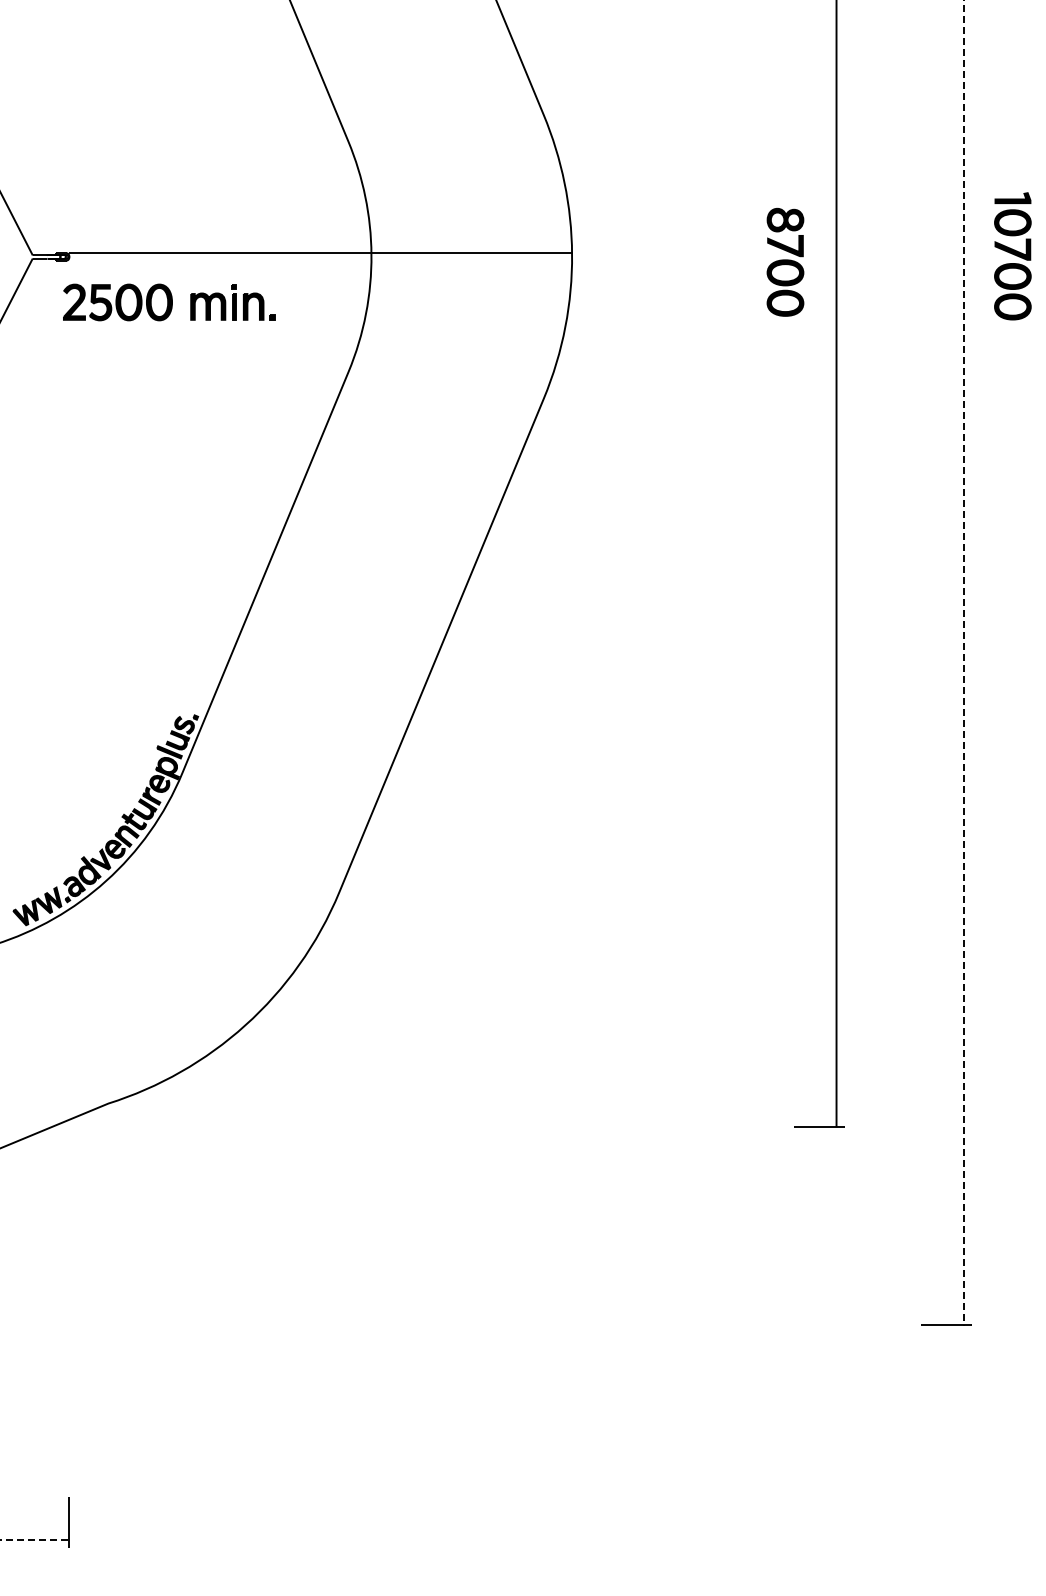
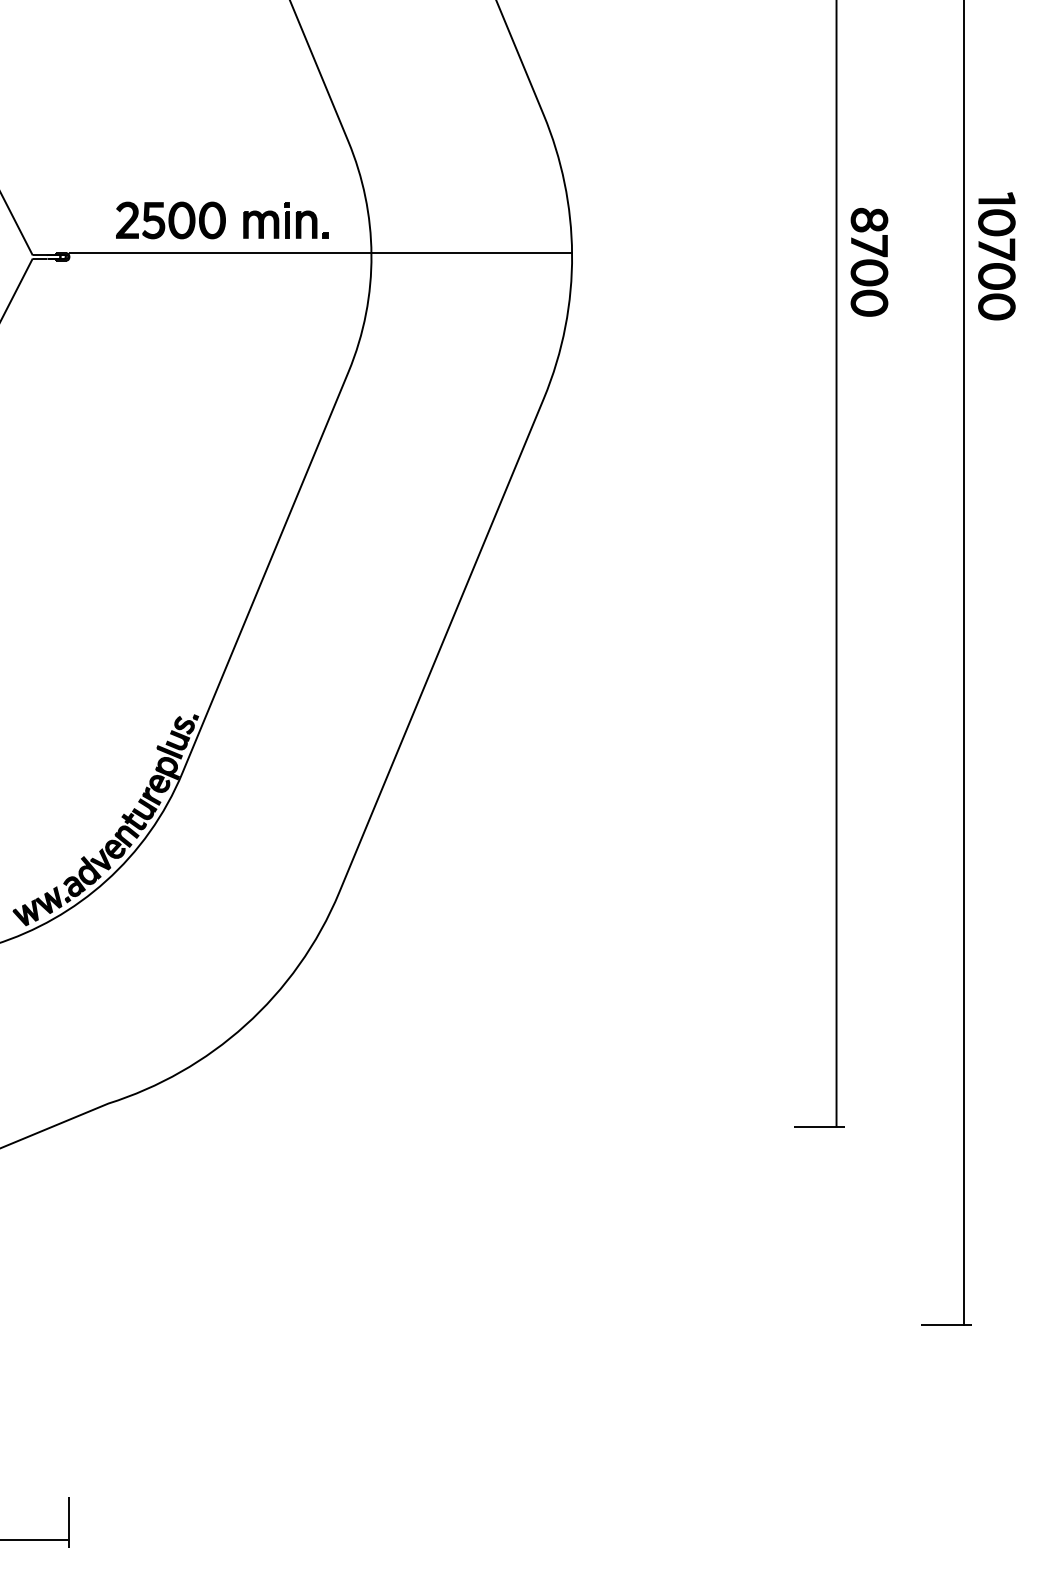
part position: (1012, 256) -> (996, 256) (996, 256)
part position: (785, 261) -> (869, 261) (869, 261)
part position: (169, 302) -> (222, 220) (222, 220)
line: dashed -> solid (963, 663)
line: dashed -> solid (34, 1539)
